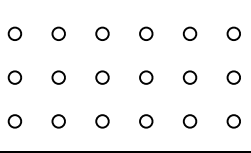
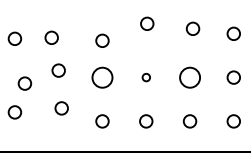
circle position: (14, 33) -> (14, 38) (14, 38)
circle position: (58, 33) -> (51, 37) (51, 37)
circle position: (102, 33) -> (102, 40) (102, 40)
circle position: (146, 33) -> (147, 23) (147, 23)
circle position: (189, 33) -> (192, 28) (192, 28)
circle position: (14, 77) -> (24, 83) (24, 83)
circle position: (58, 77) -> (58, 70) (58, 70)
circle size: 15x15 px -> 23x23 px (102, 77)
circle size: 15x15 px -> 10x10 px (145, 77)
circle size: 16x15 px -> 22x23 px (189, 77)
circle position: (14, 121) -> (14, 112) (14, 112)
circle position: (58, 121) -> (61, 108) (61, 108)
